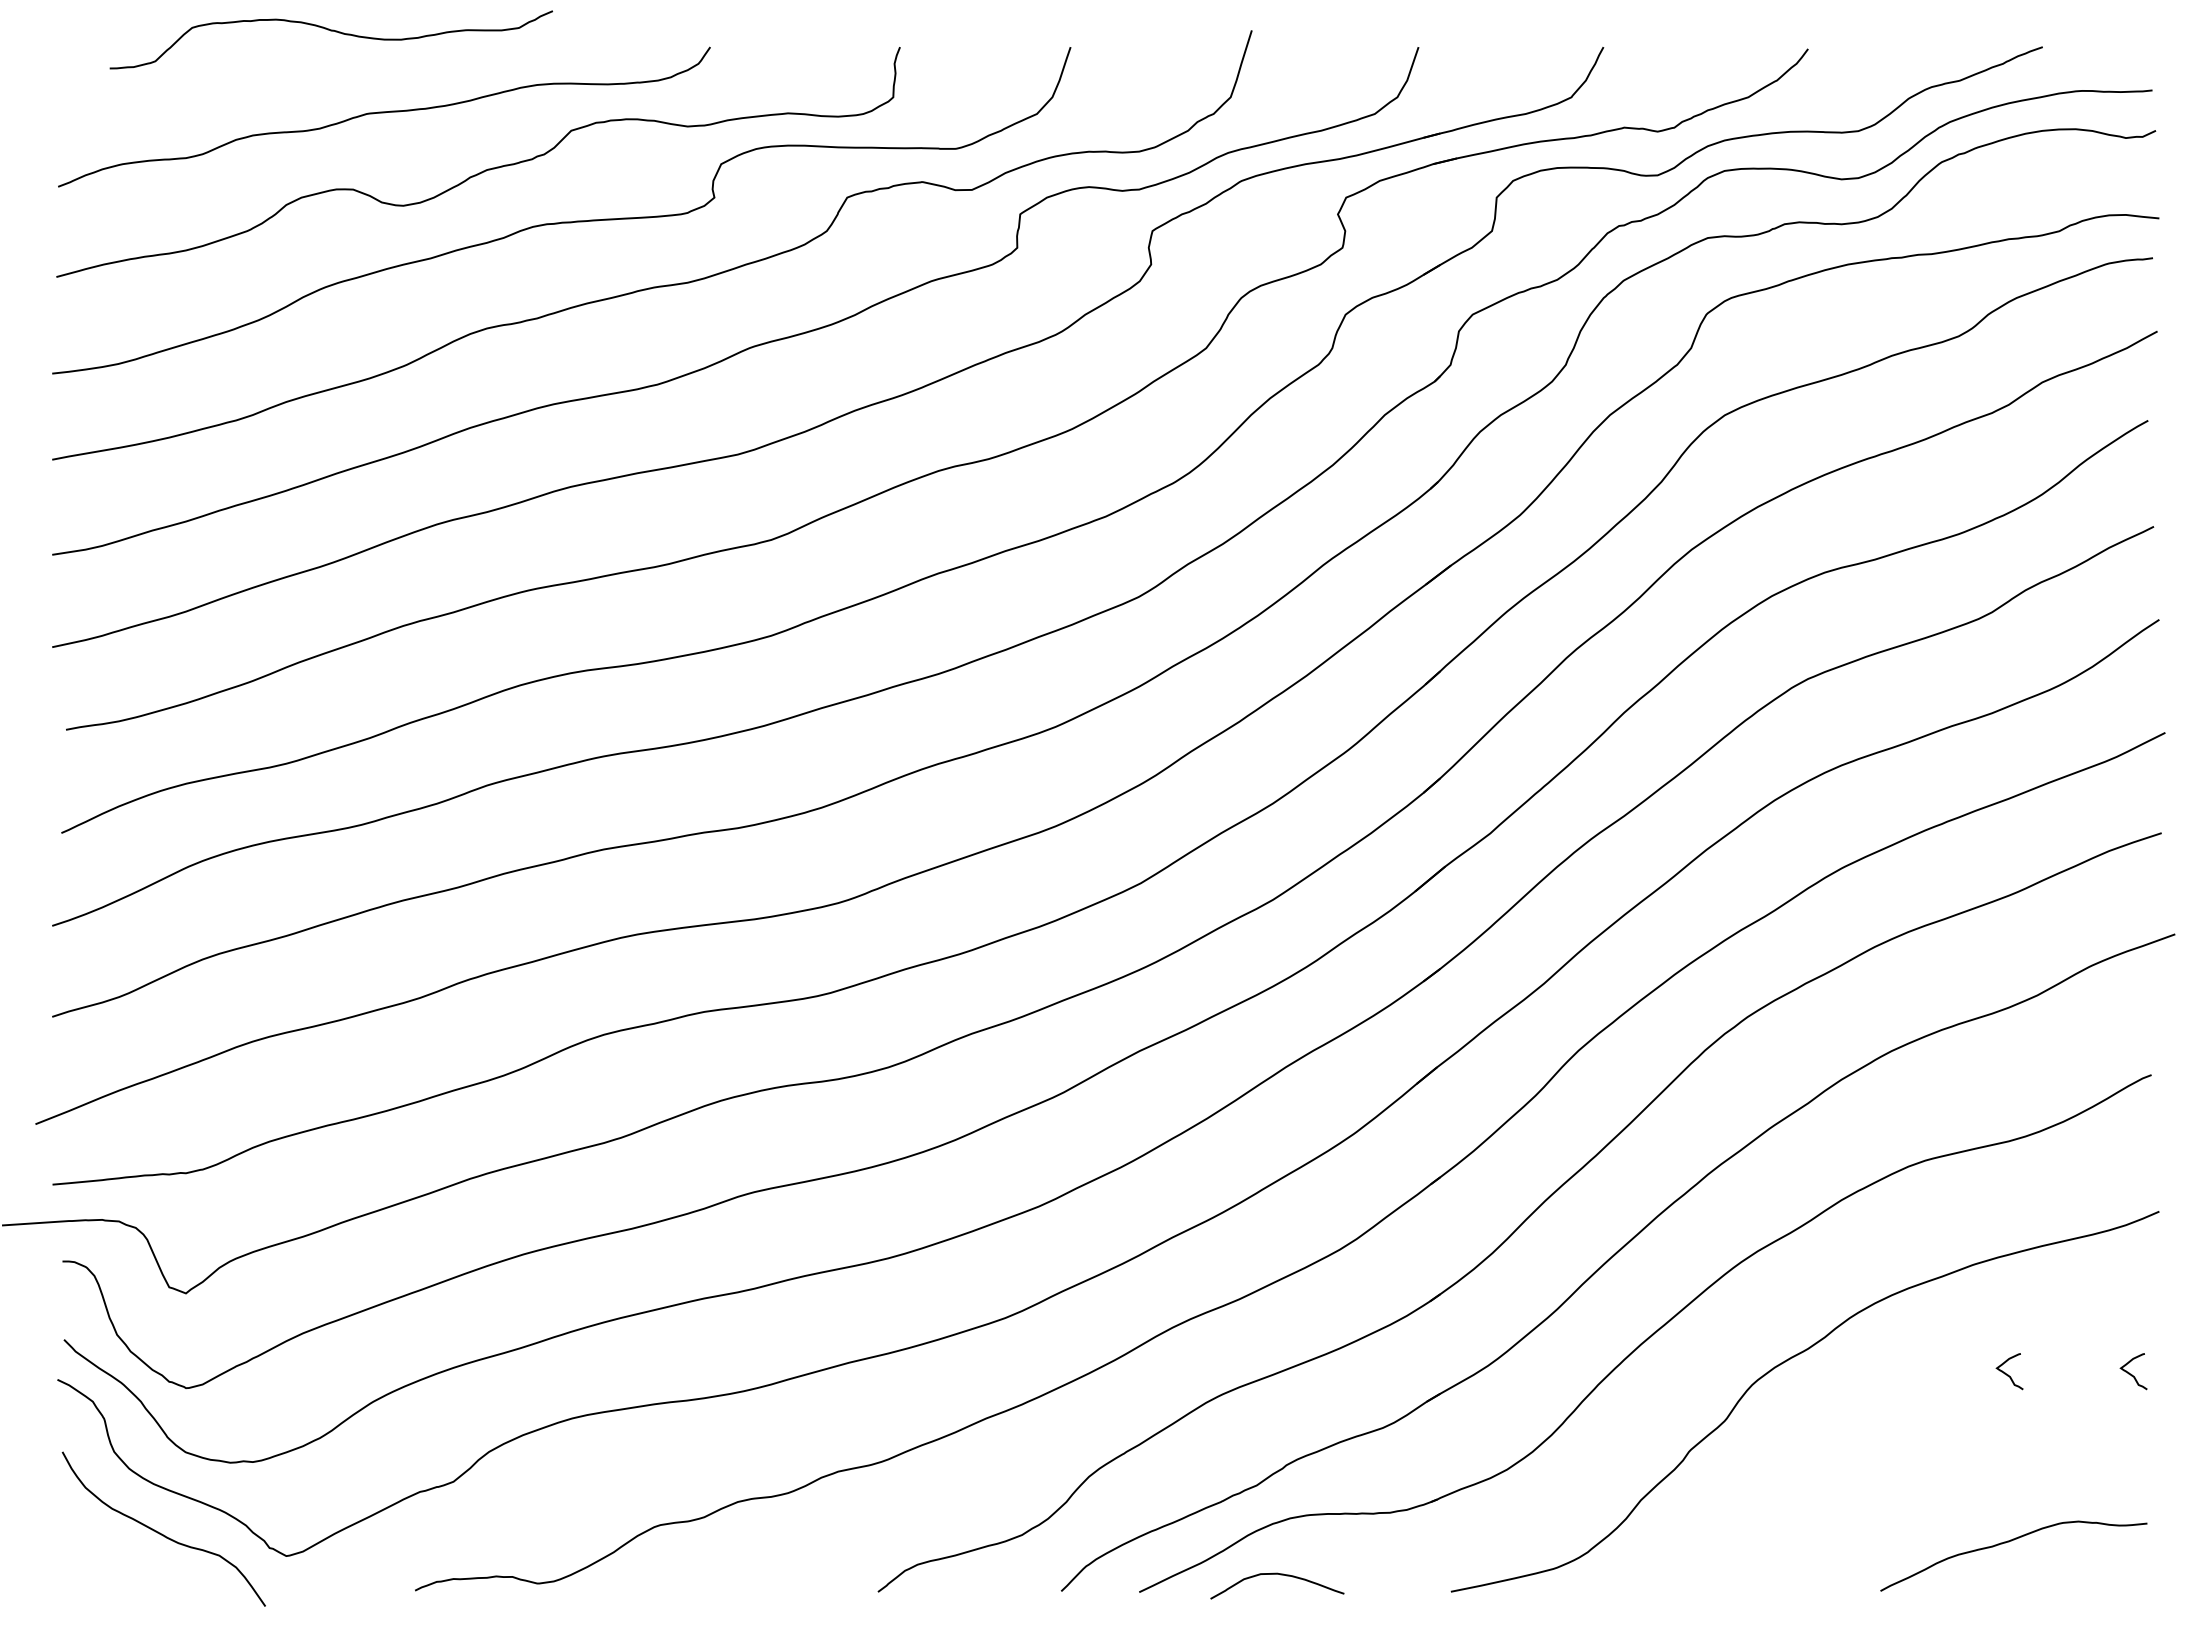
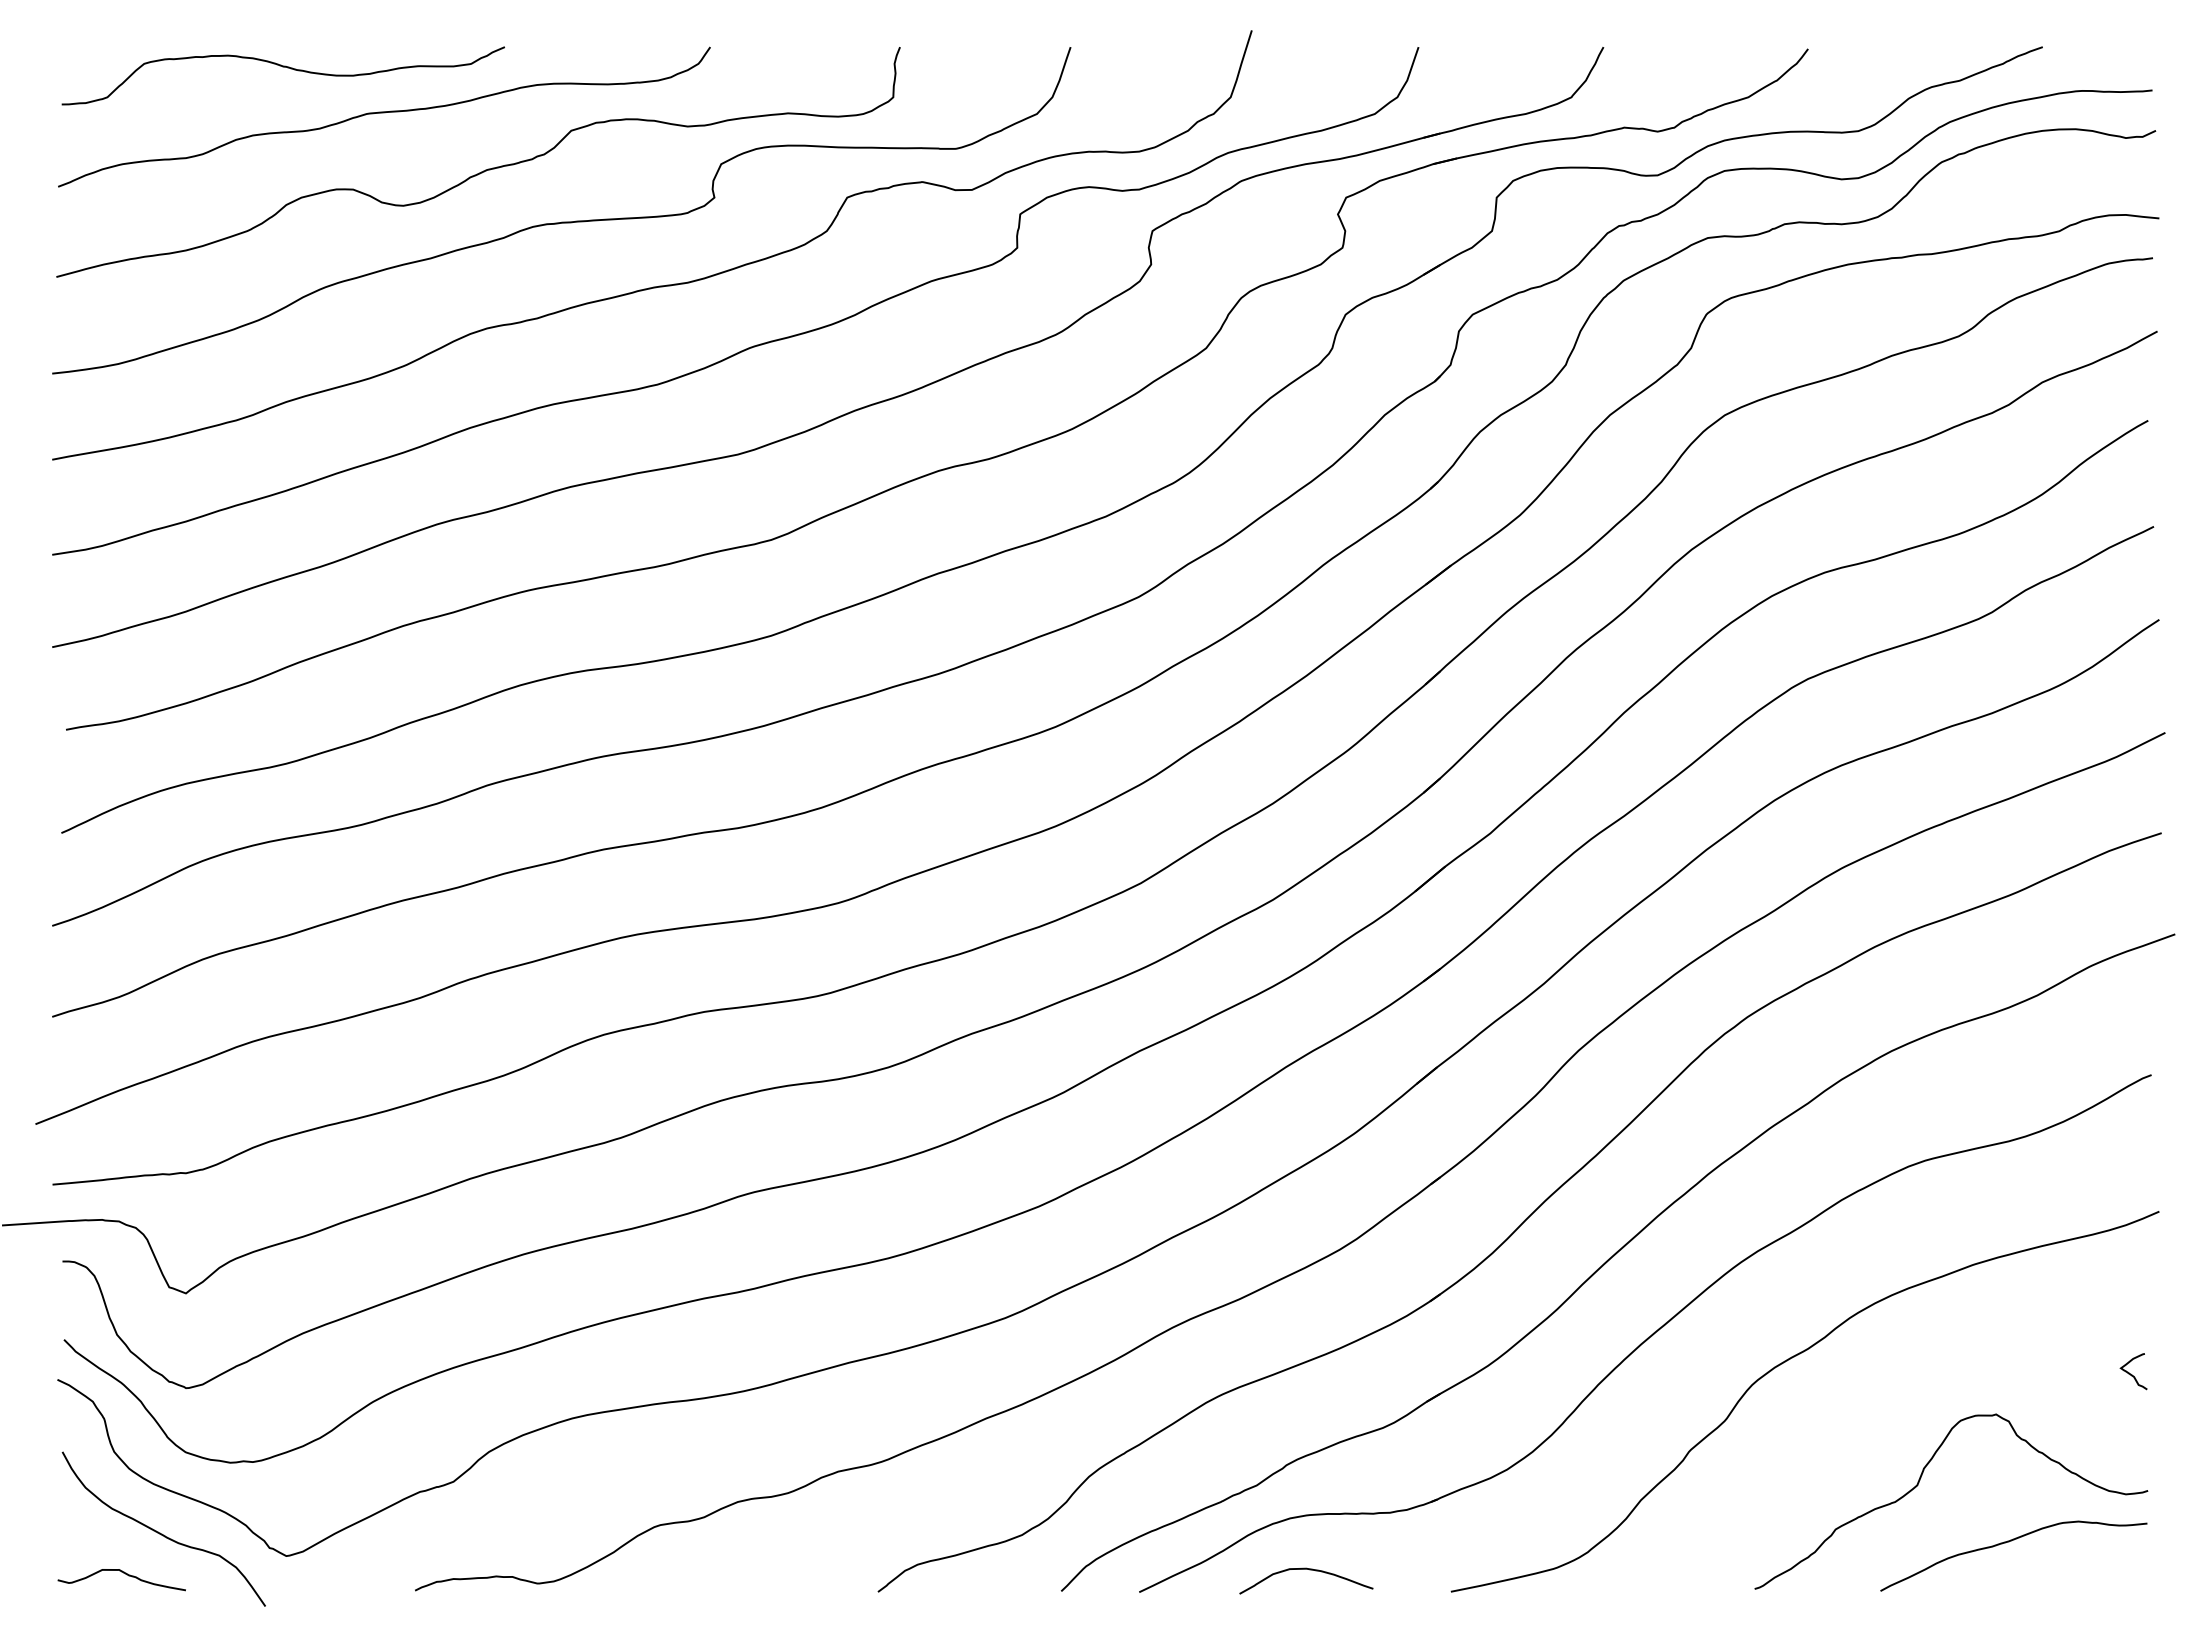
curve position: (330, 31) -> (282, 67) (282, 67)
curve: present -> none (2008, 1374)
curve: none -> present (1918, 1485)
curve: none -> present (125, 1574)
curve position: (1280, 1575) -> (1309, 1570) (1309, 1570)
